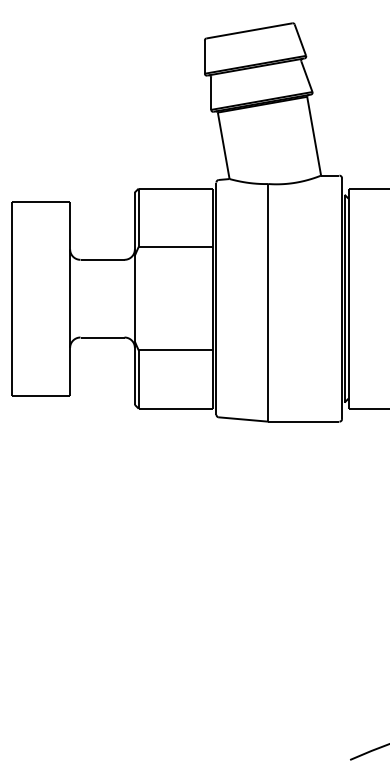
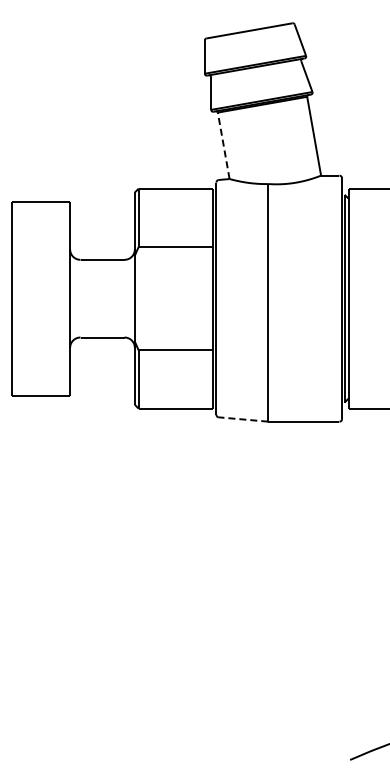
line: solid -> dashed (223, 145)
line: solid -> dashed (243, 419)
